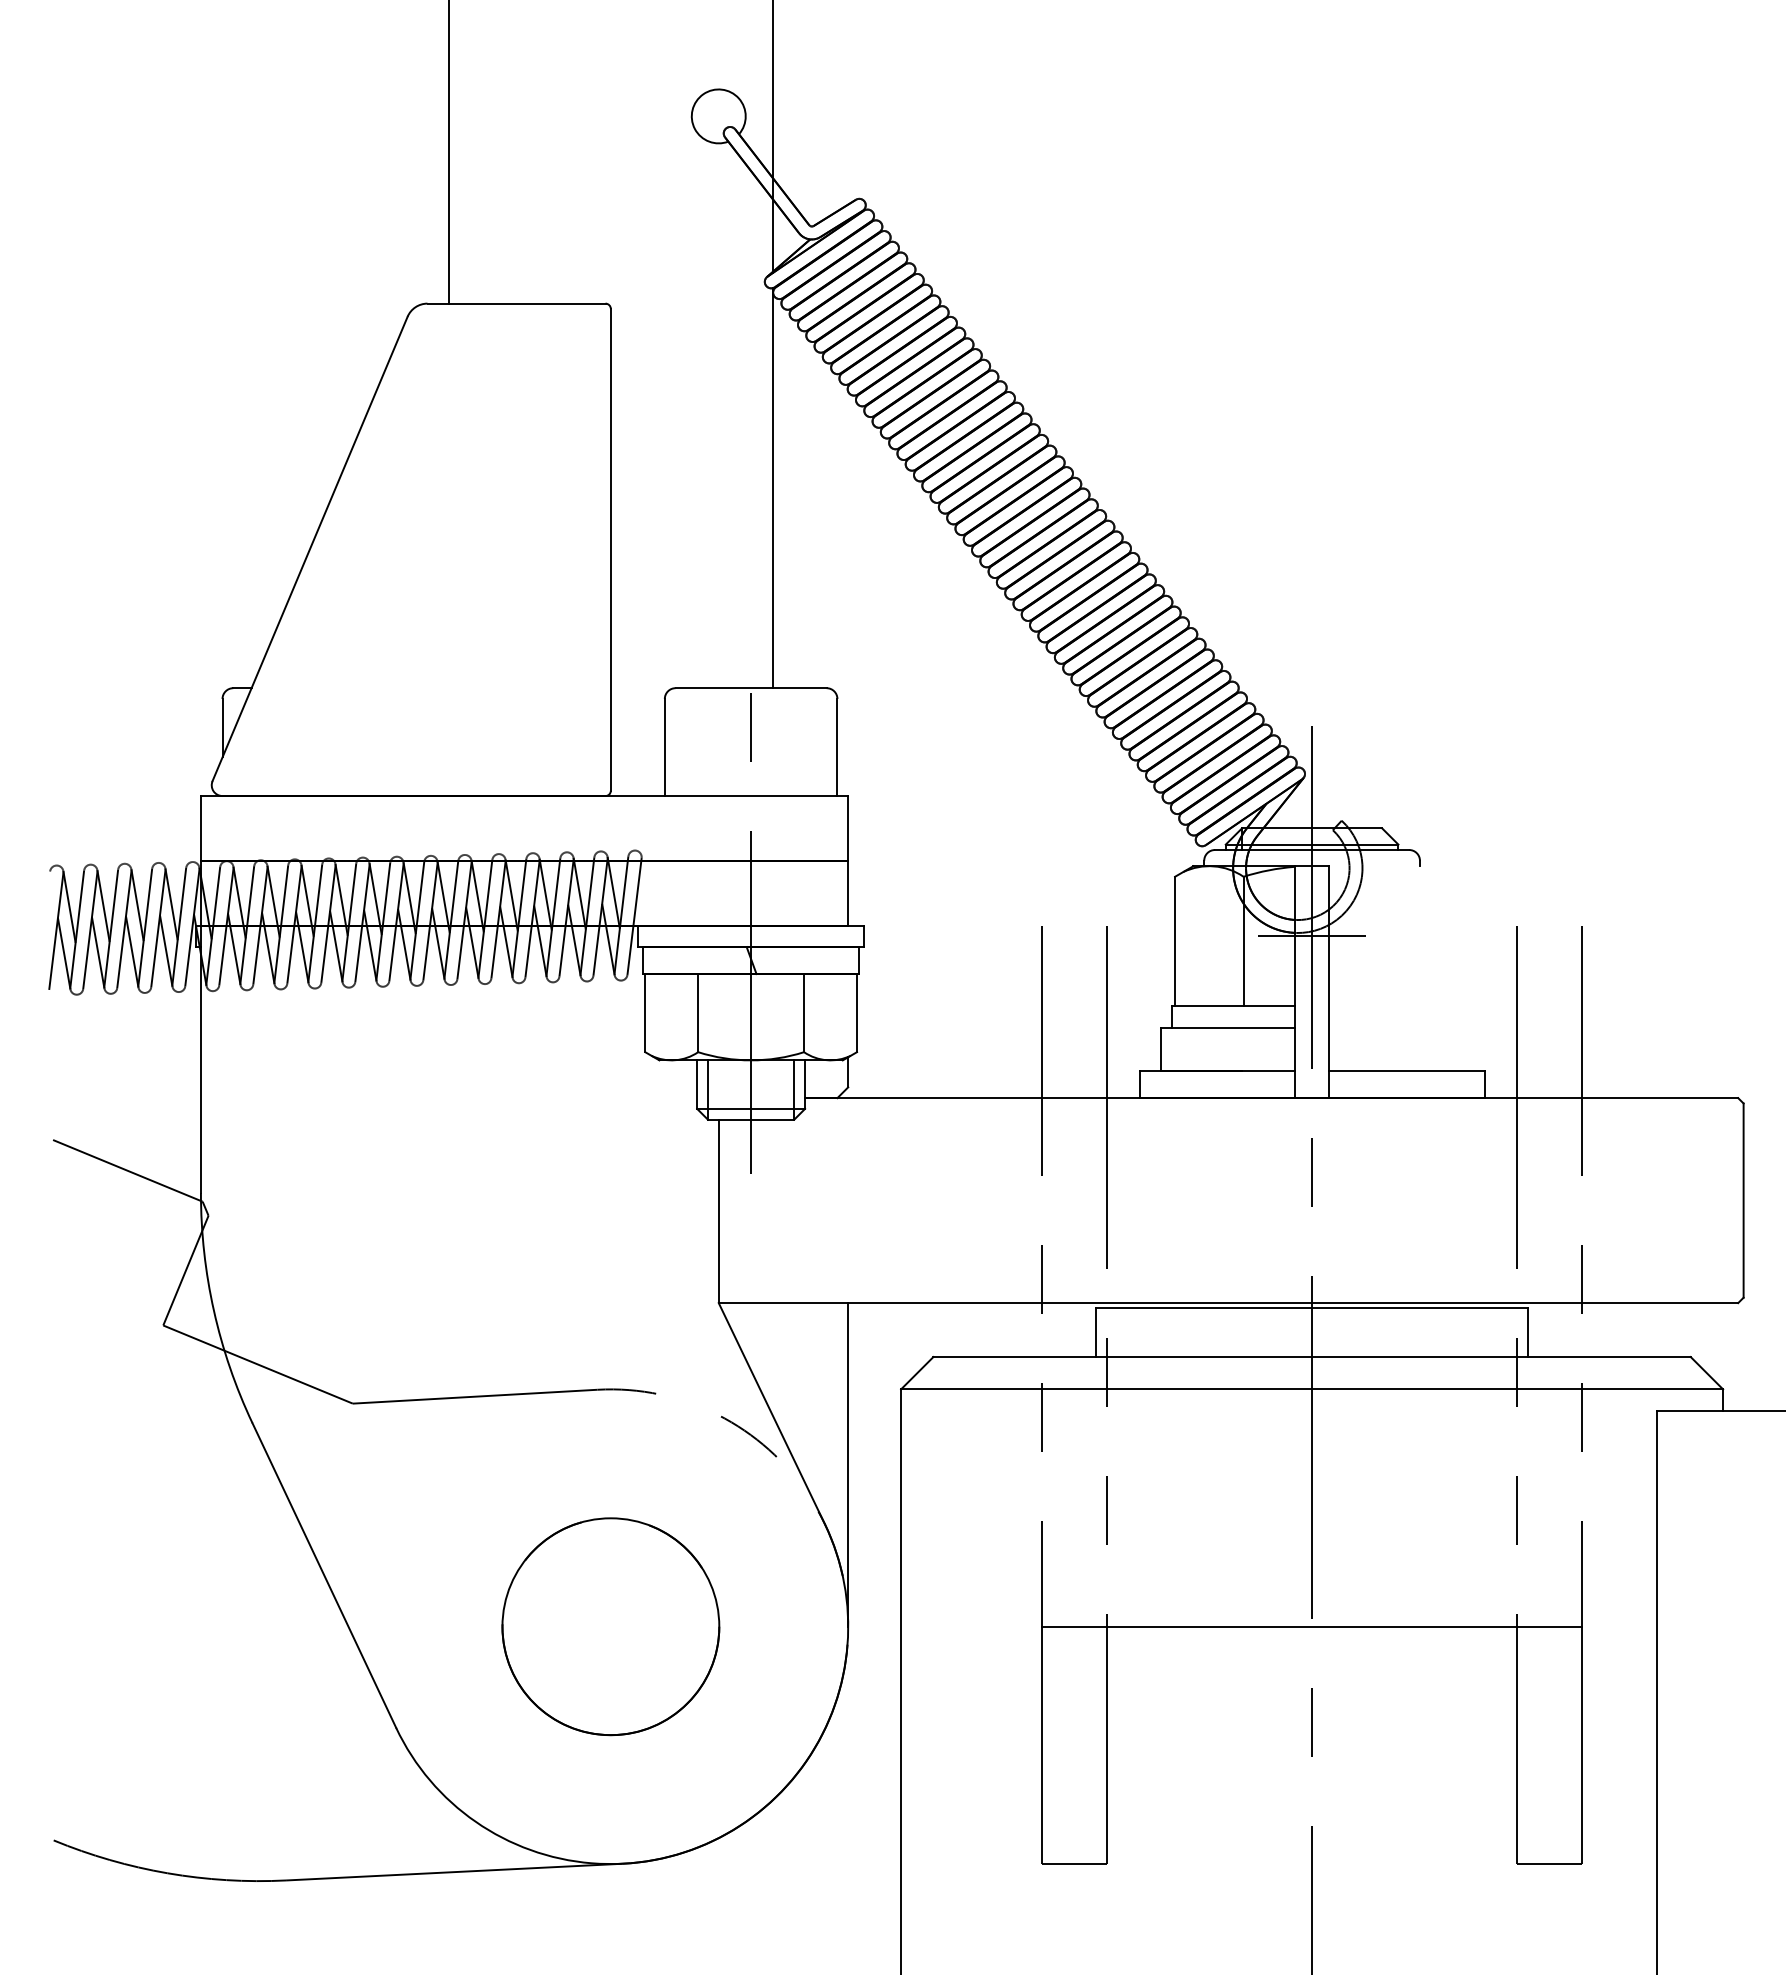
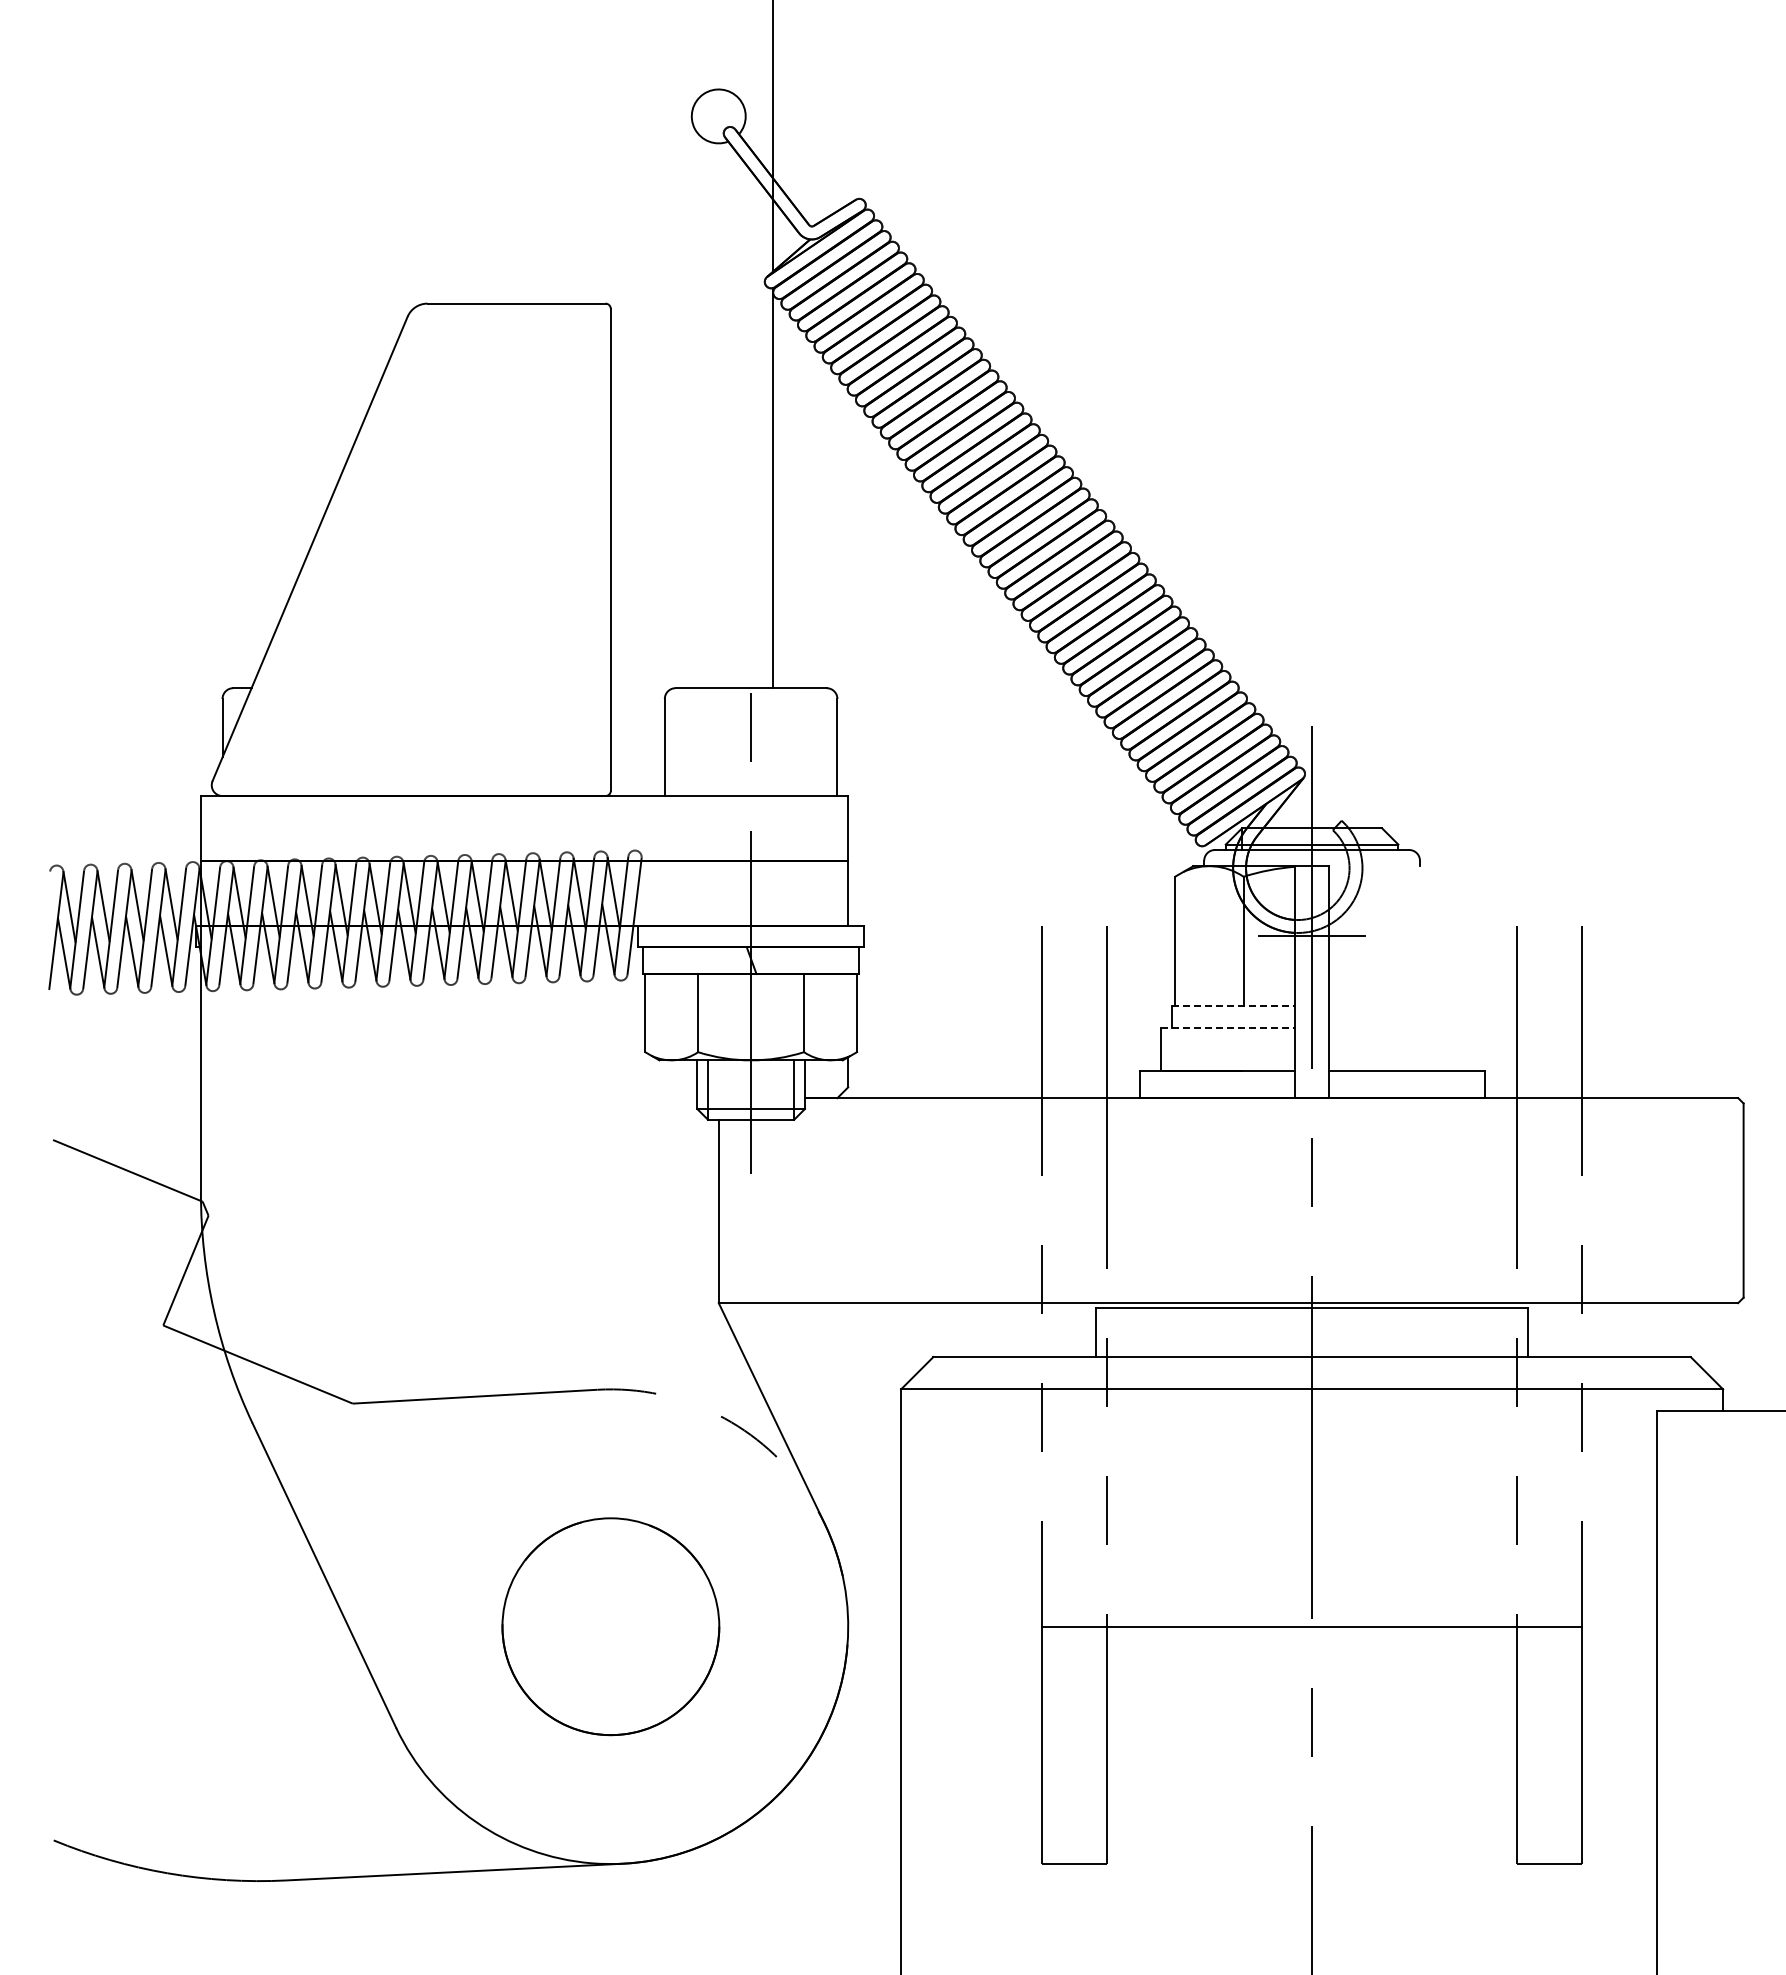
line: present -> none (449, 152)
line: solid -> dashed (1233, 1006)
line: solid -> dashed (1227, 1028)
line: present -> none (848, 1464)
